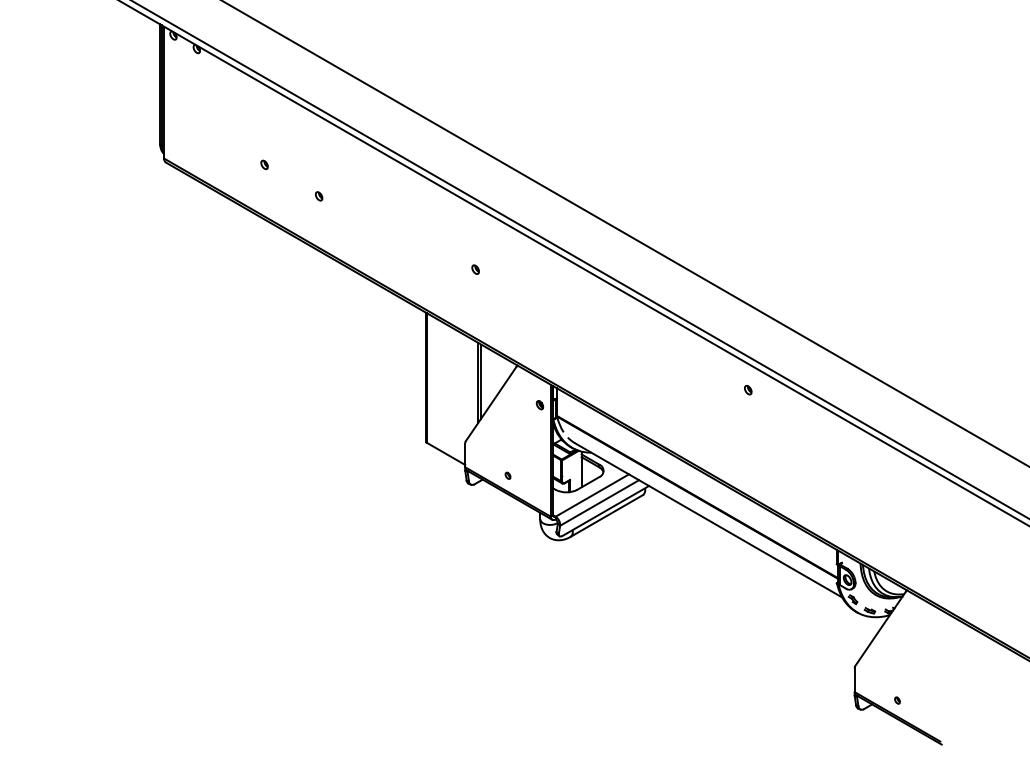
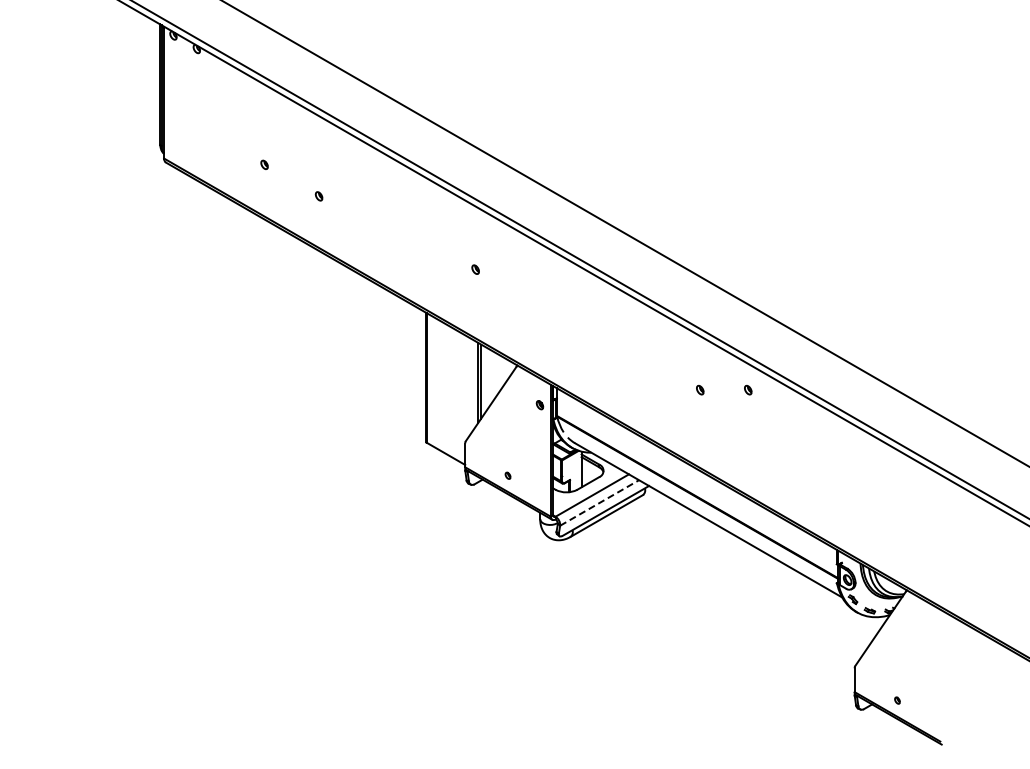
part: none -> present (700, 389)
line: solid -> dashed (599, 502)
